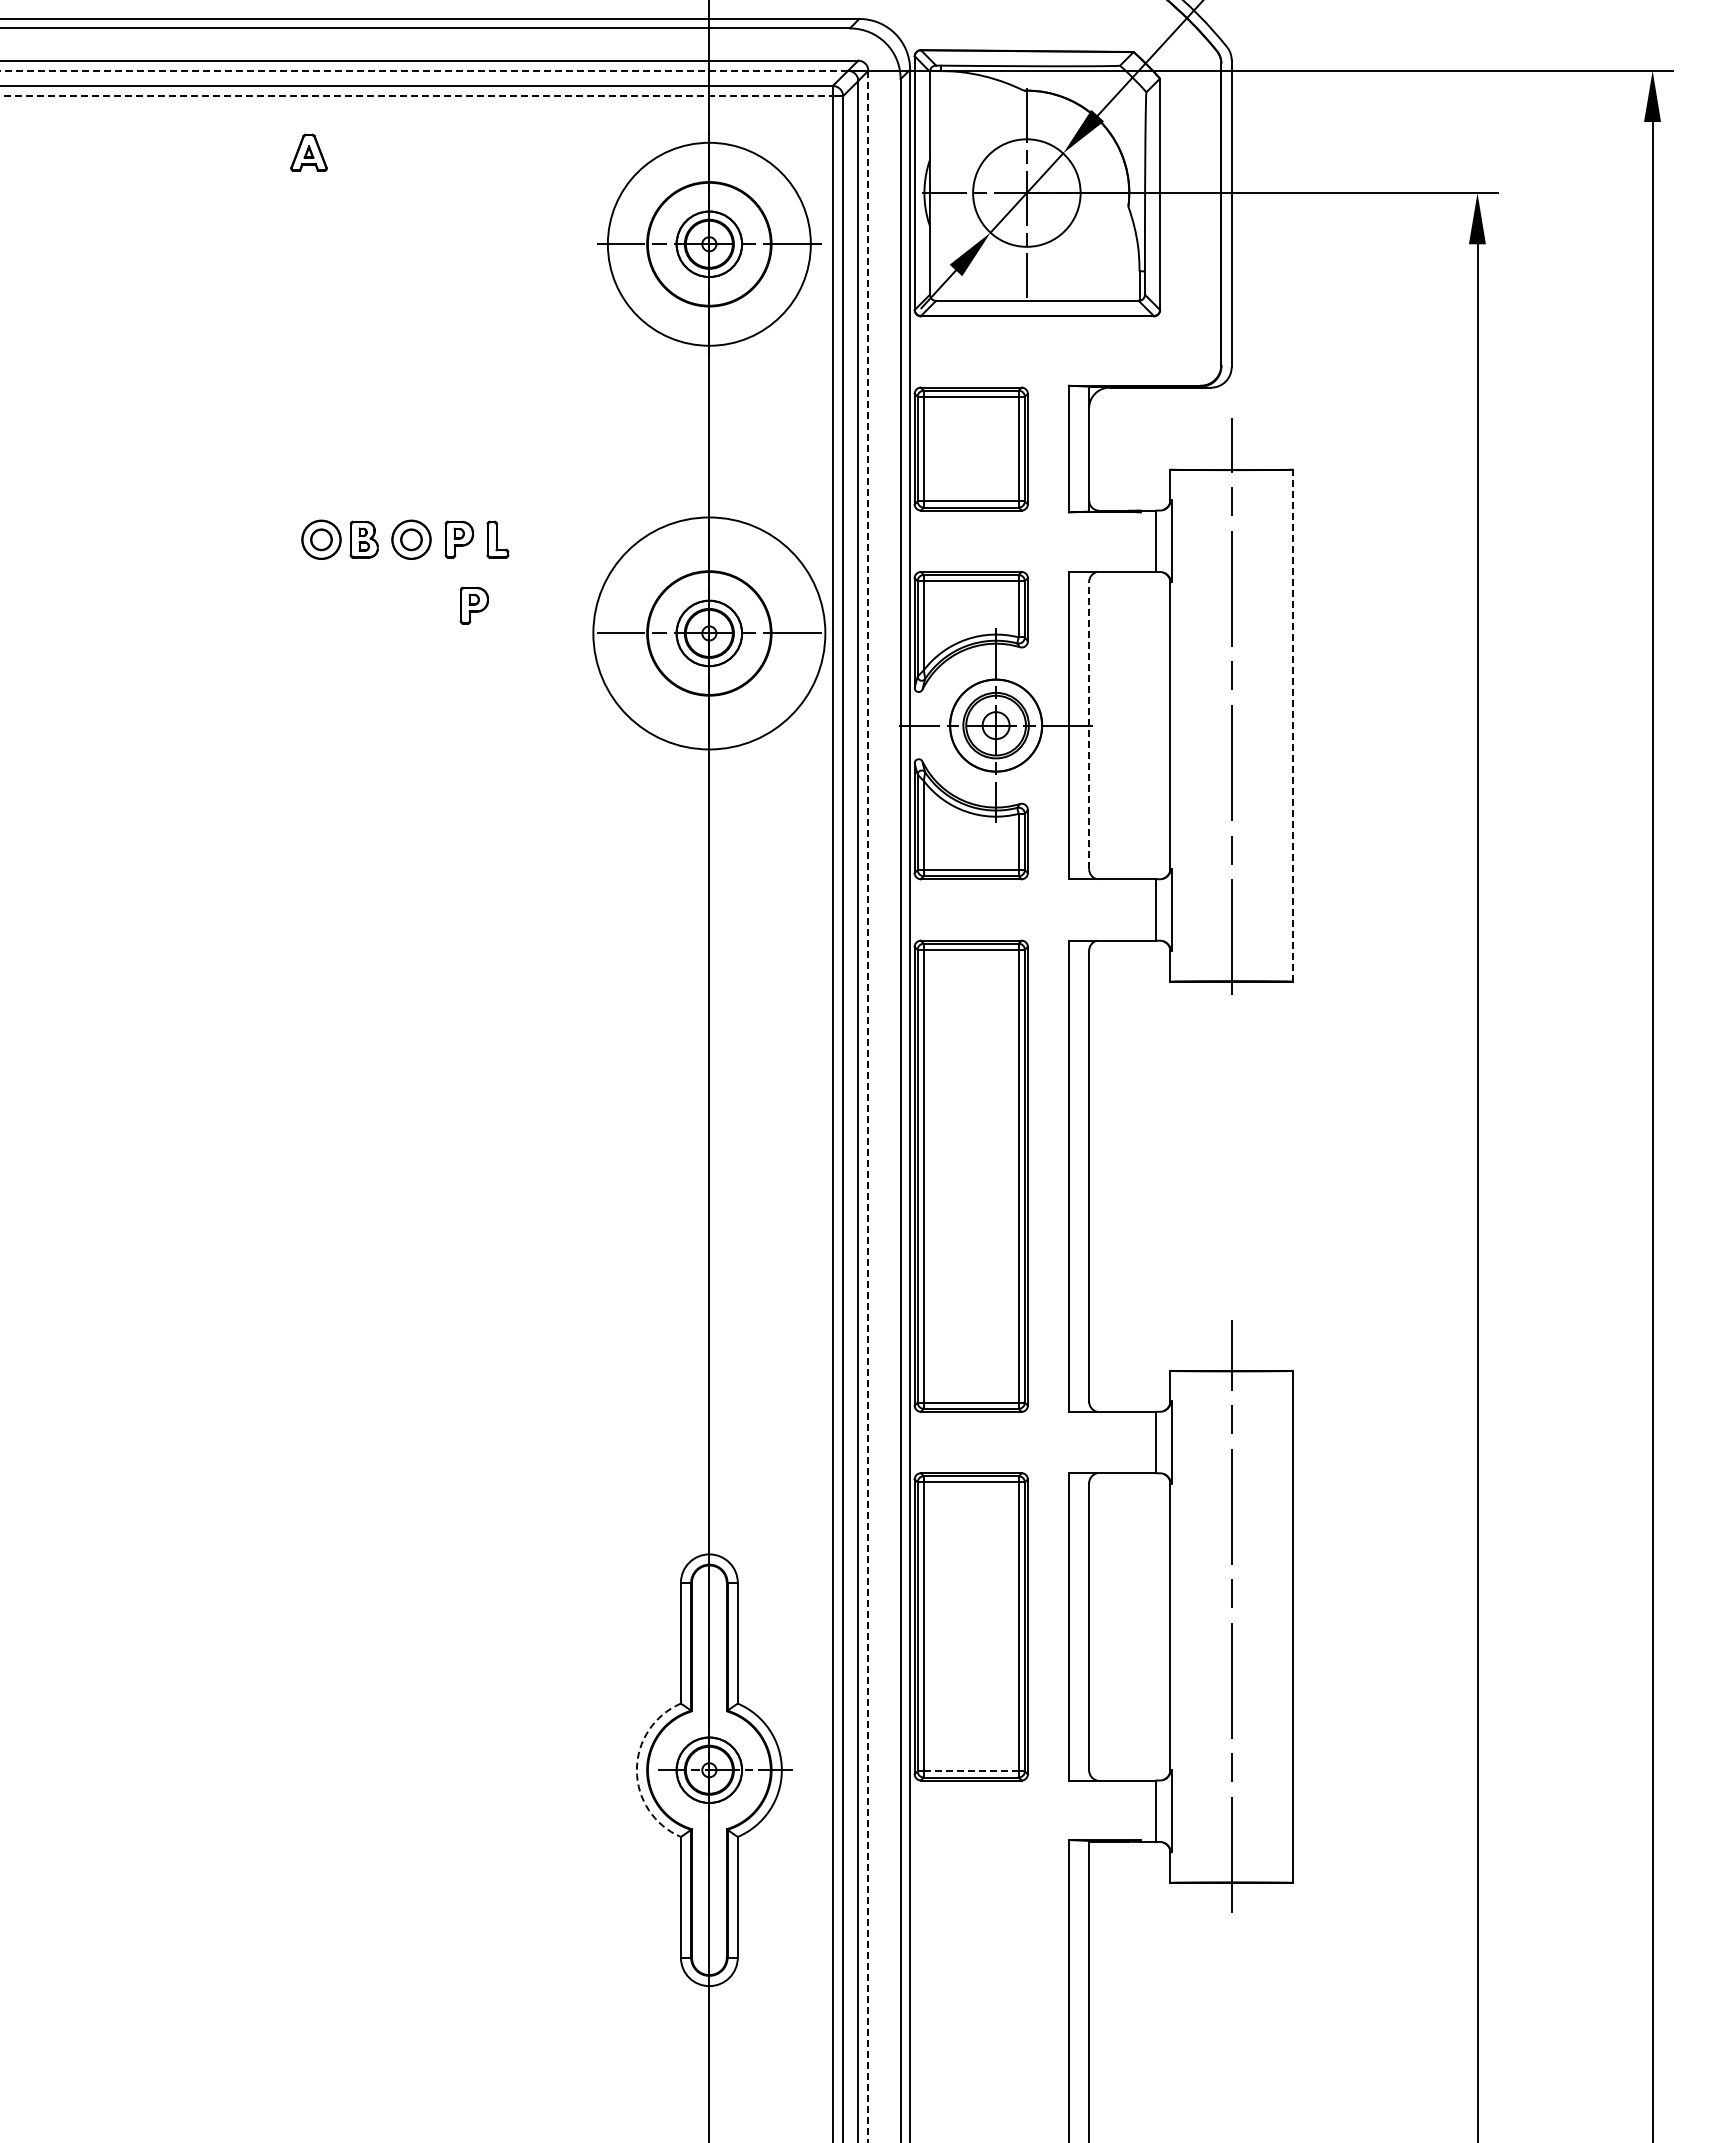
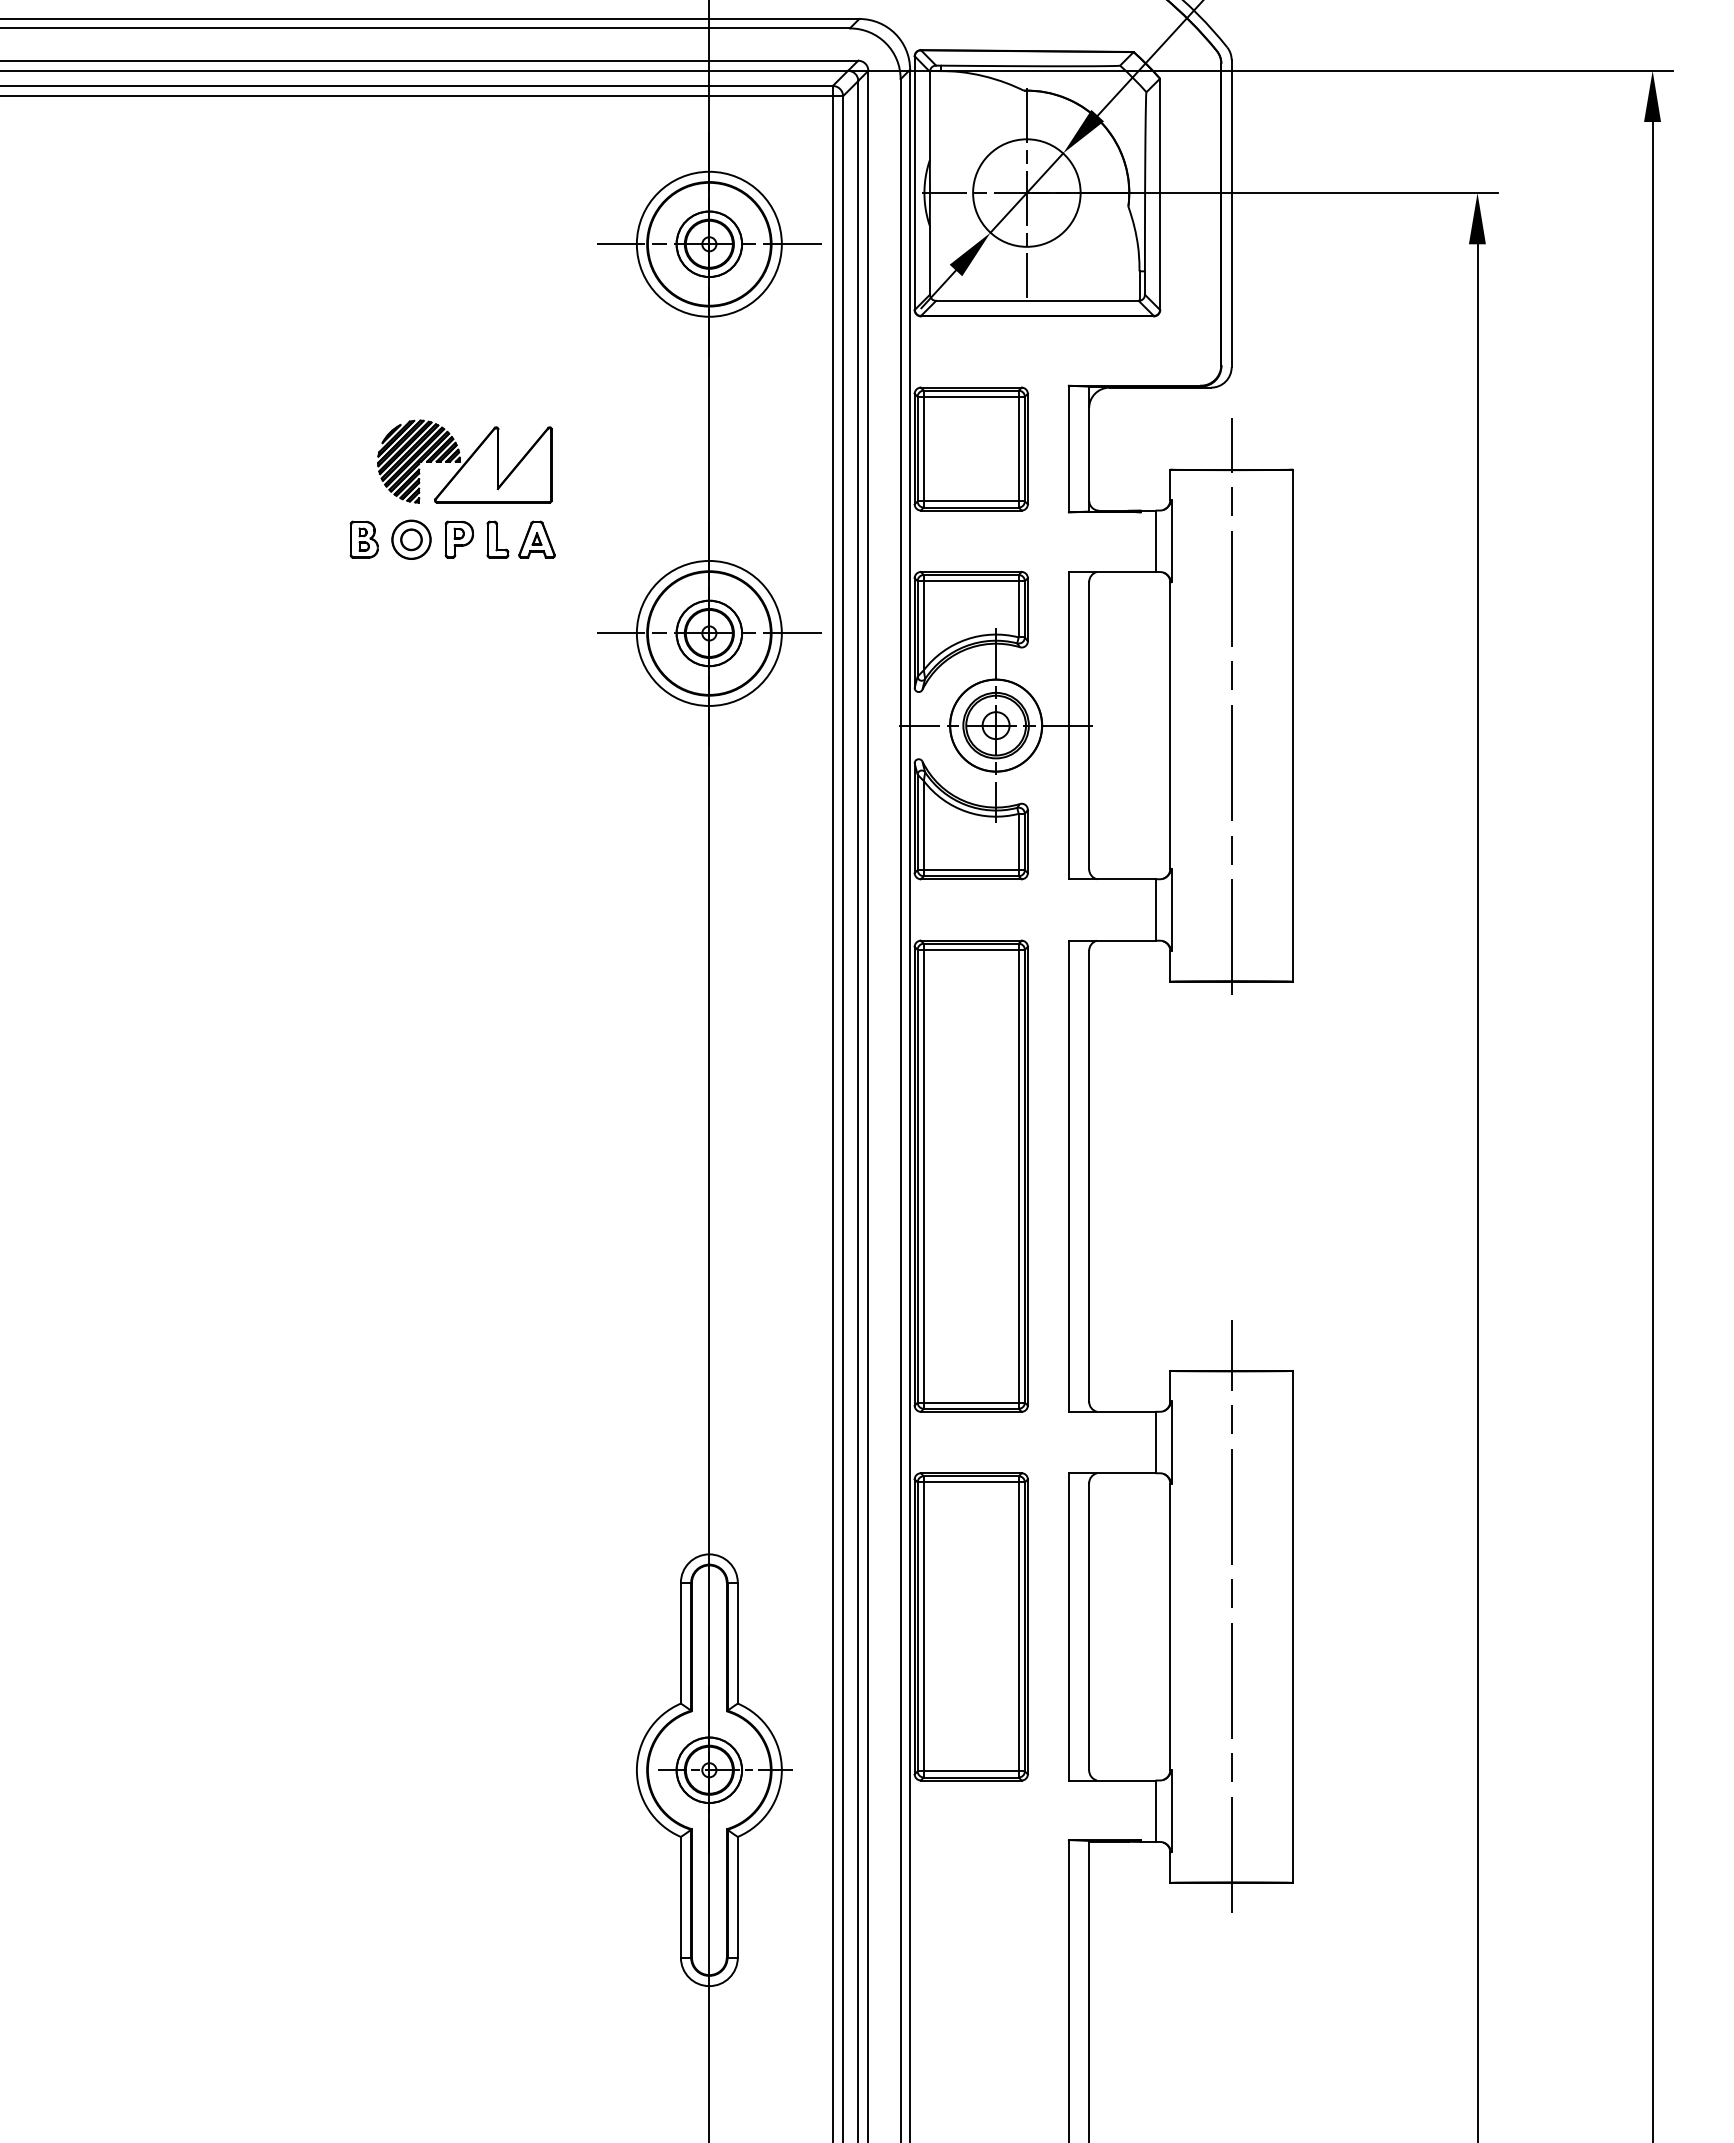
line: dashed -> solid (424, 70)
line: dashed -> solid (416, 96)
part position: (308, 152) -> (536, 539) (536, 539)
circle diameter: 203 px -> 145 px (708, 243)
part: none -> present (464, 461)
part: present -> none (321, 539)
part: present -> none (473, 605)
circle diameter: 232 px -> 145 px (708, 632)
line: dashed -> solid (1089, 725)
line: dashed -> solid (1293, 725)
line: dashed -> solid (868, 1106)
arc: dashed -> solid (636, 1770)
line: dashed -> solid (970, 1771)
